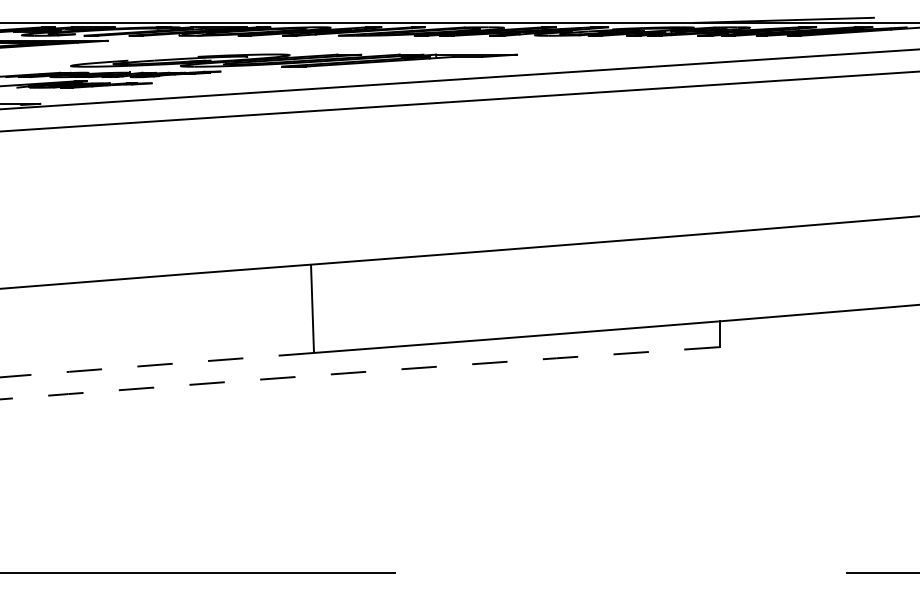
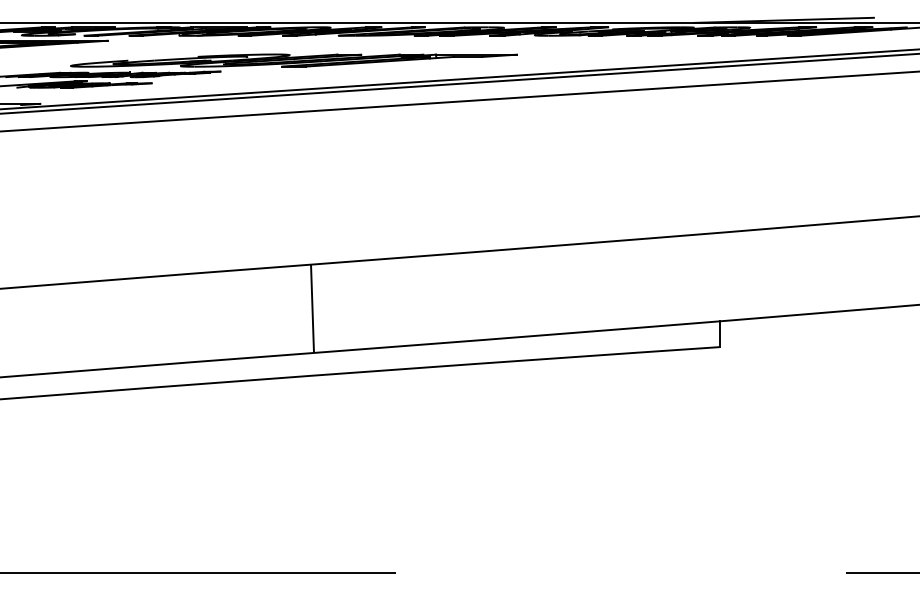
line: none -> present (459, 83)
arc: dashed -> solid (156, 365)
arc: dashed -> solid (360, 372)
